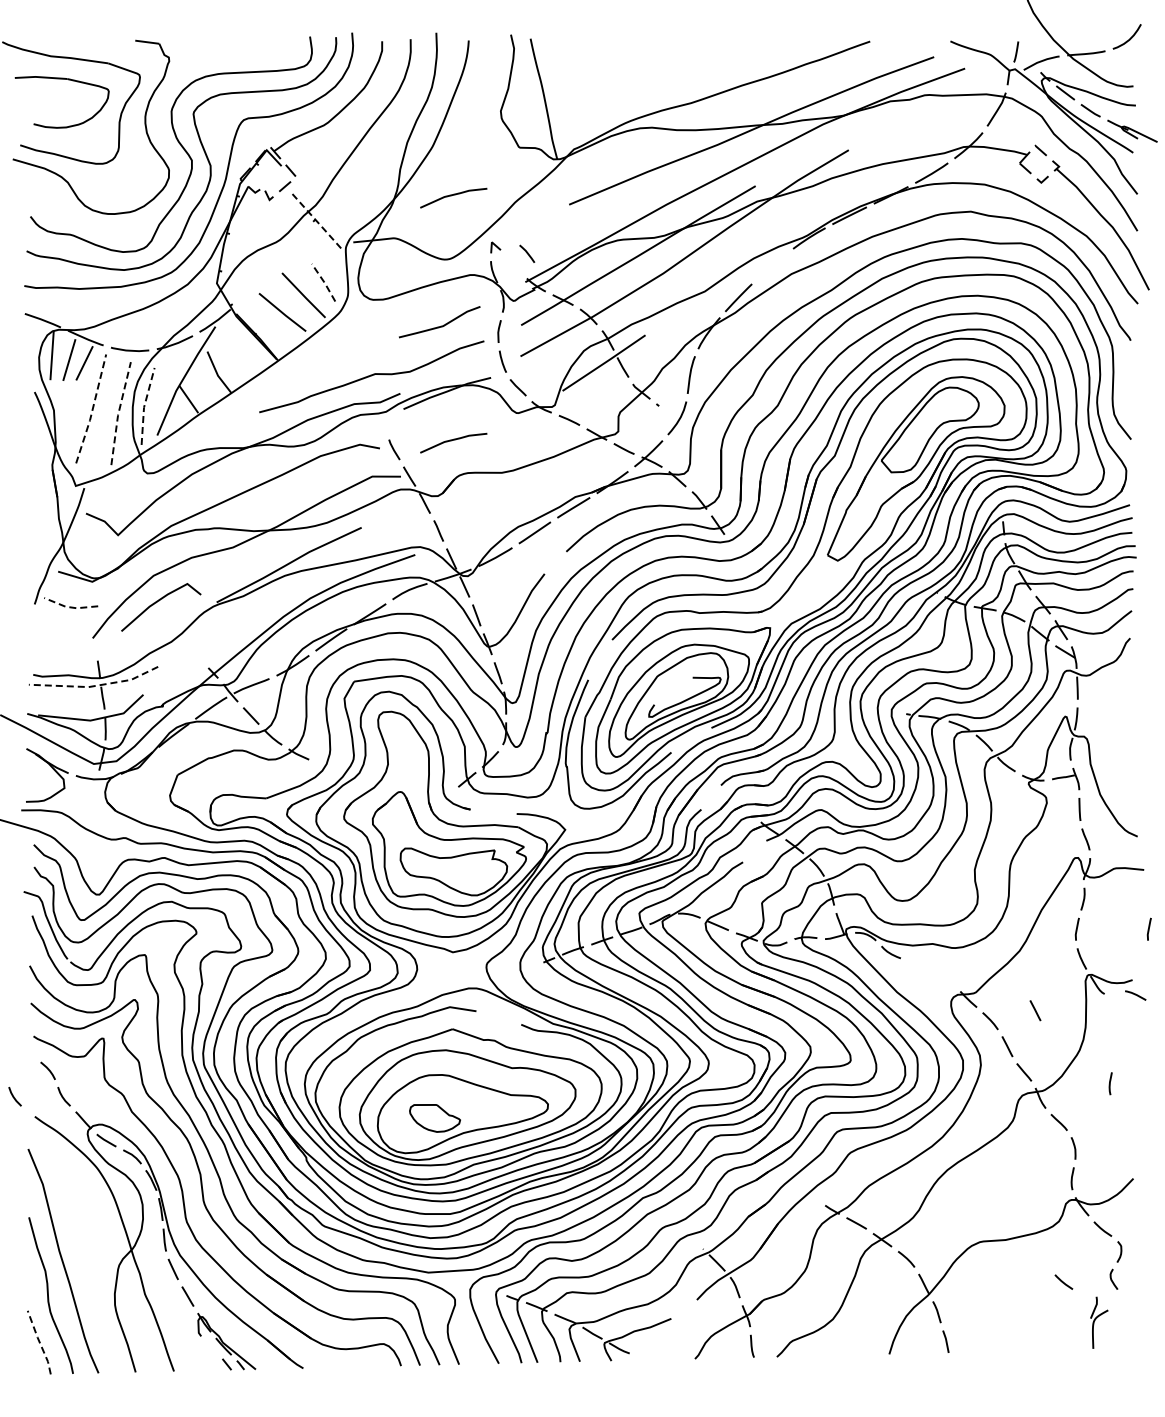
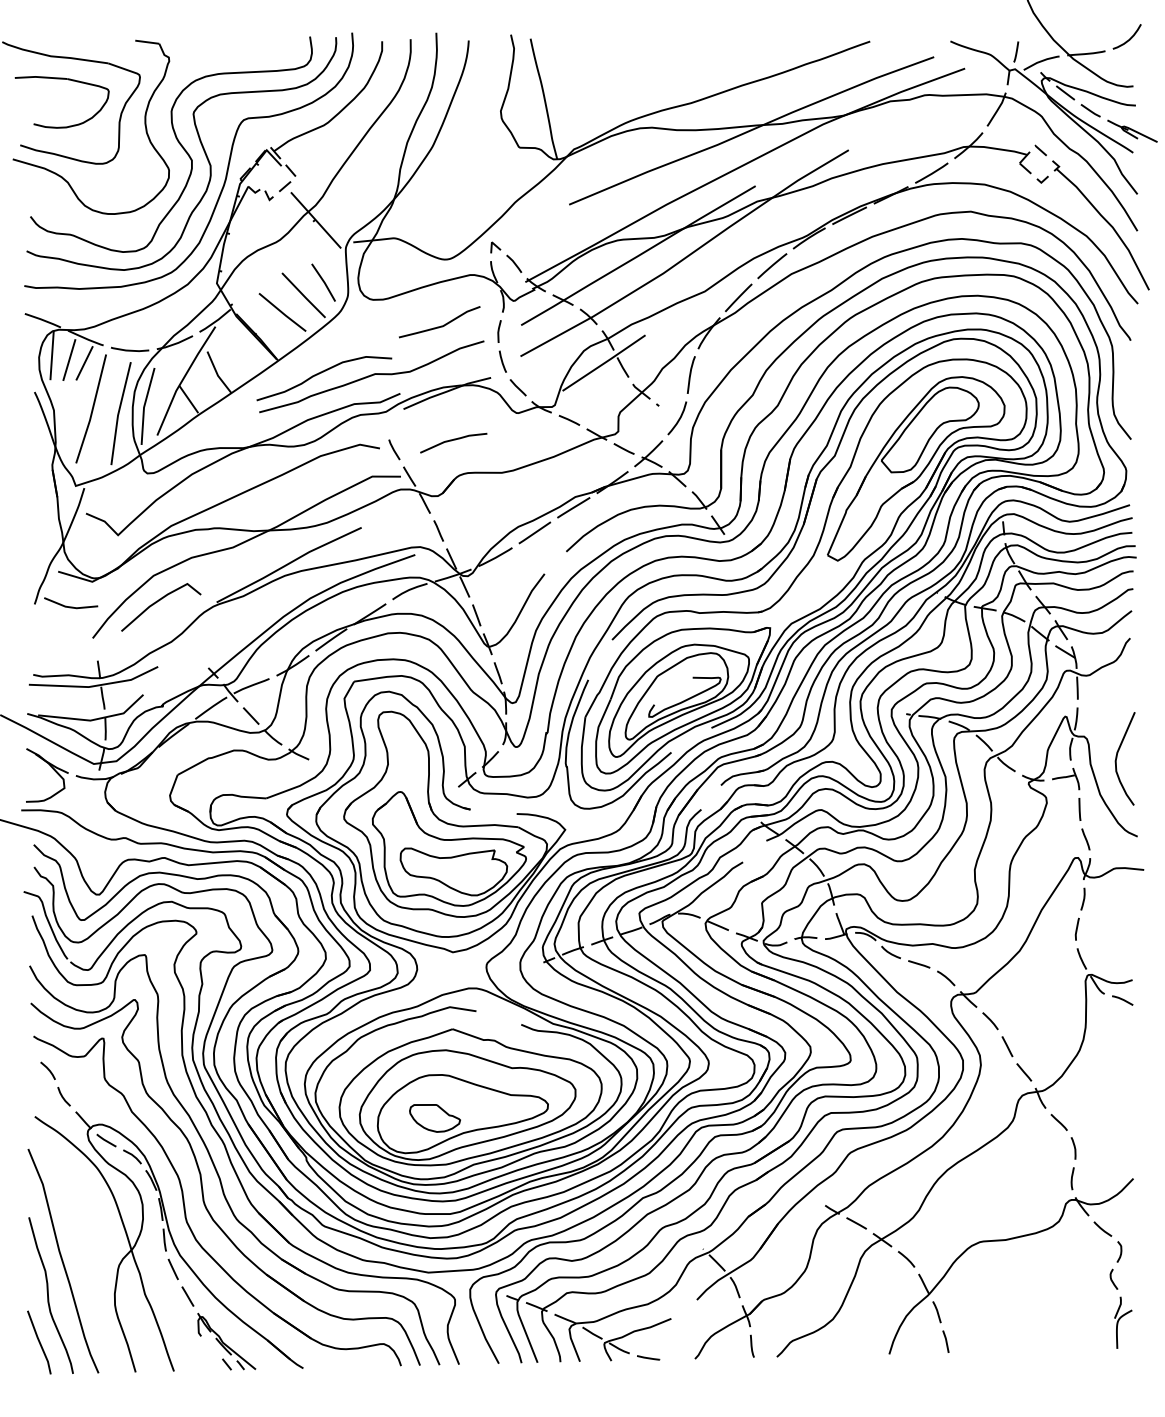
line: present -> none (453, 195)
line: dashed -> solid (315, 219)
line position: (527, 253) -> (514, 263) (514, 263)
line: none -> present (772, 266)
line: dashed -> solid (324, 282)
curve: none -> present (321, 373)
line: dashed -> solid (144, 405)
line: dashed -> solid (92, 409)
line: dashed -> solid (118, 413)
line: dashed -> solid (70, 607)
line: dashed -> solid (95, 685)
curve: none -> present (1117, 758)
line: present -> none (1148, 928)
part: none -> present (931, 973)
curve position: (1135, 995) -> (1122, 1000) (1122, 1000)
line: present -> none (1035, 1010)
curve: present -> none (1110, 1083)
curve: present -> none (14, 1096)
line: present -> none (1063, 1281)
part position: (1099, 1322) -> (1123, 1322) (1123, 1322)
line: dashed -> solid (39, 1342)
line: none -> present (648, 1357)
